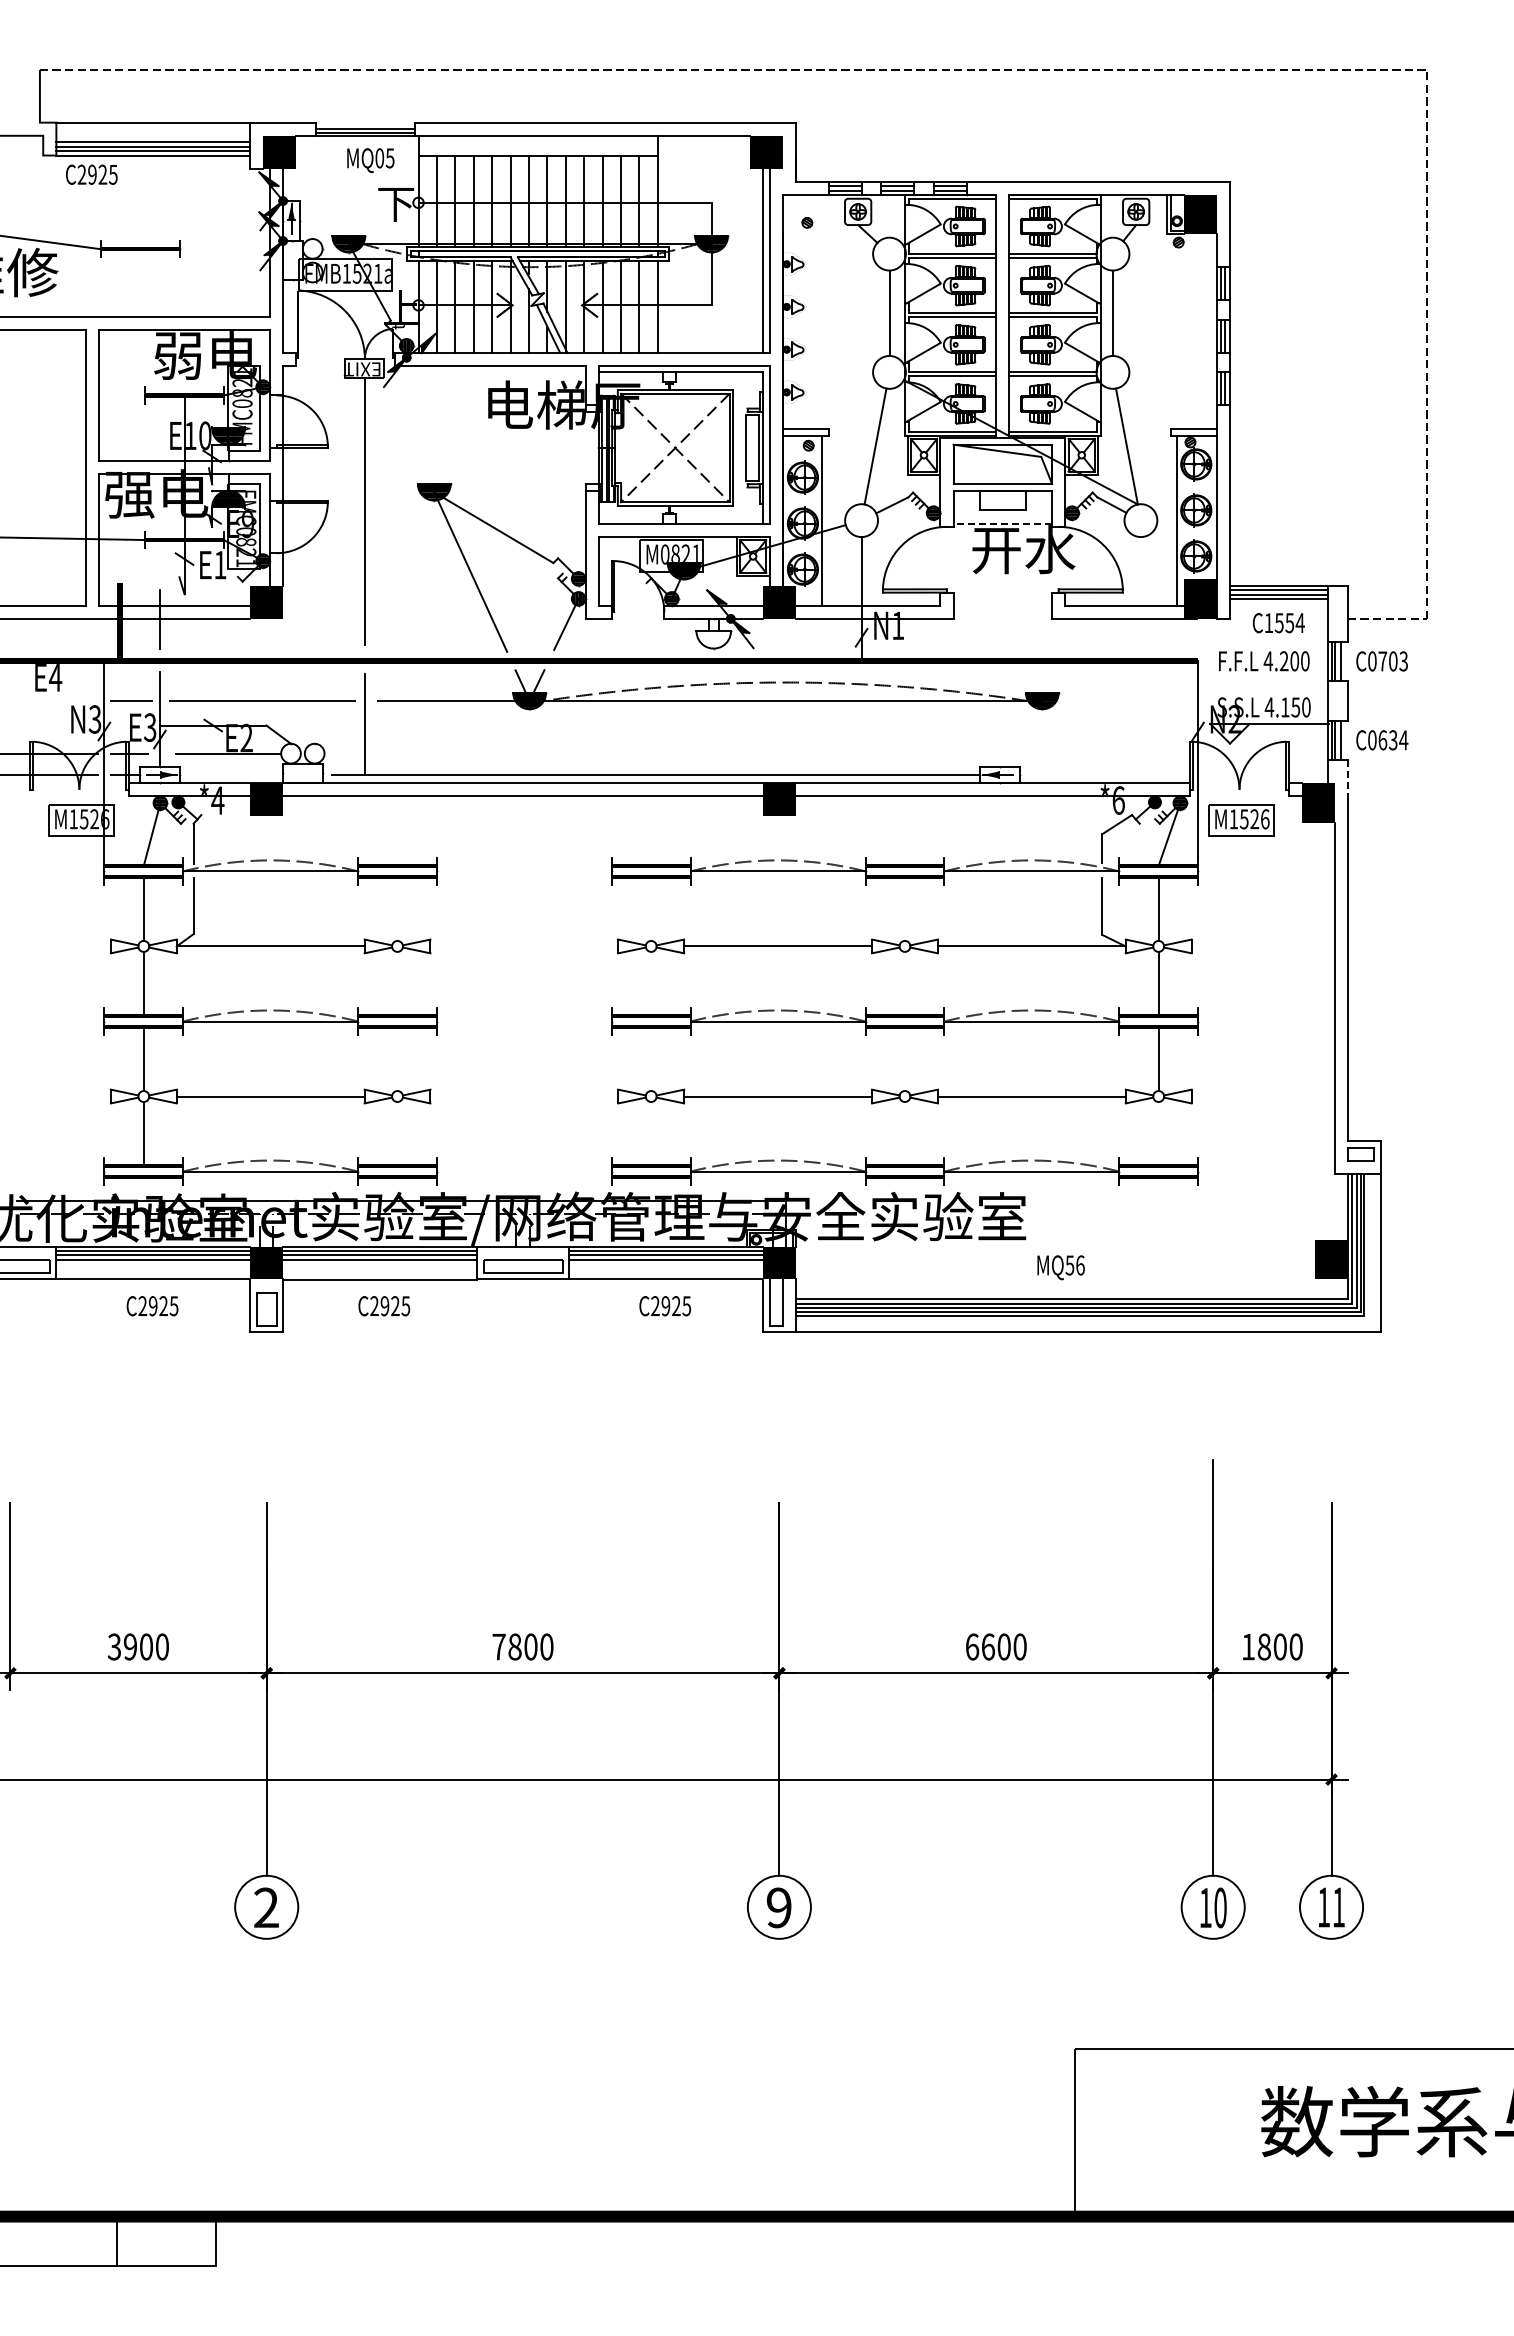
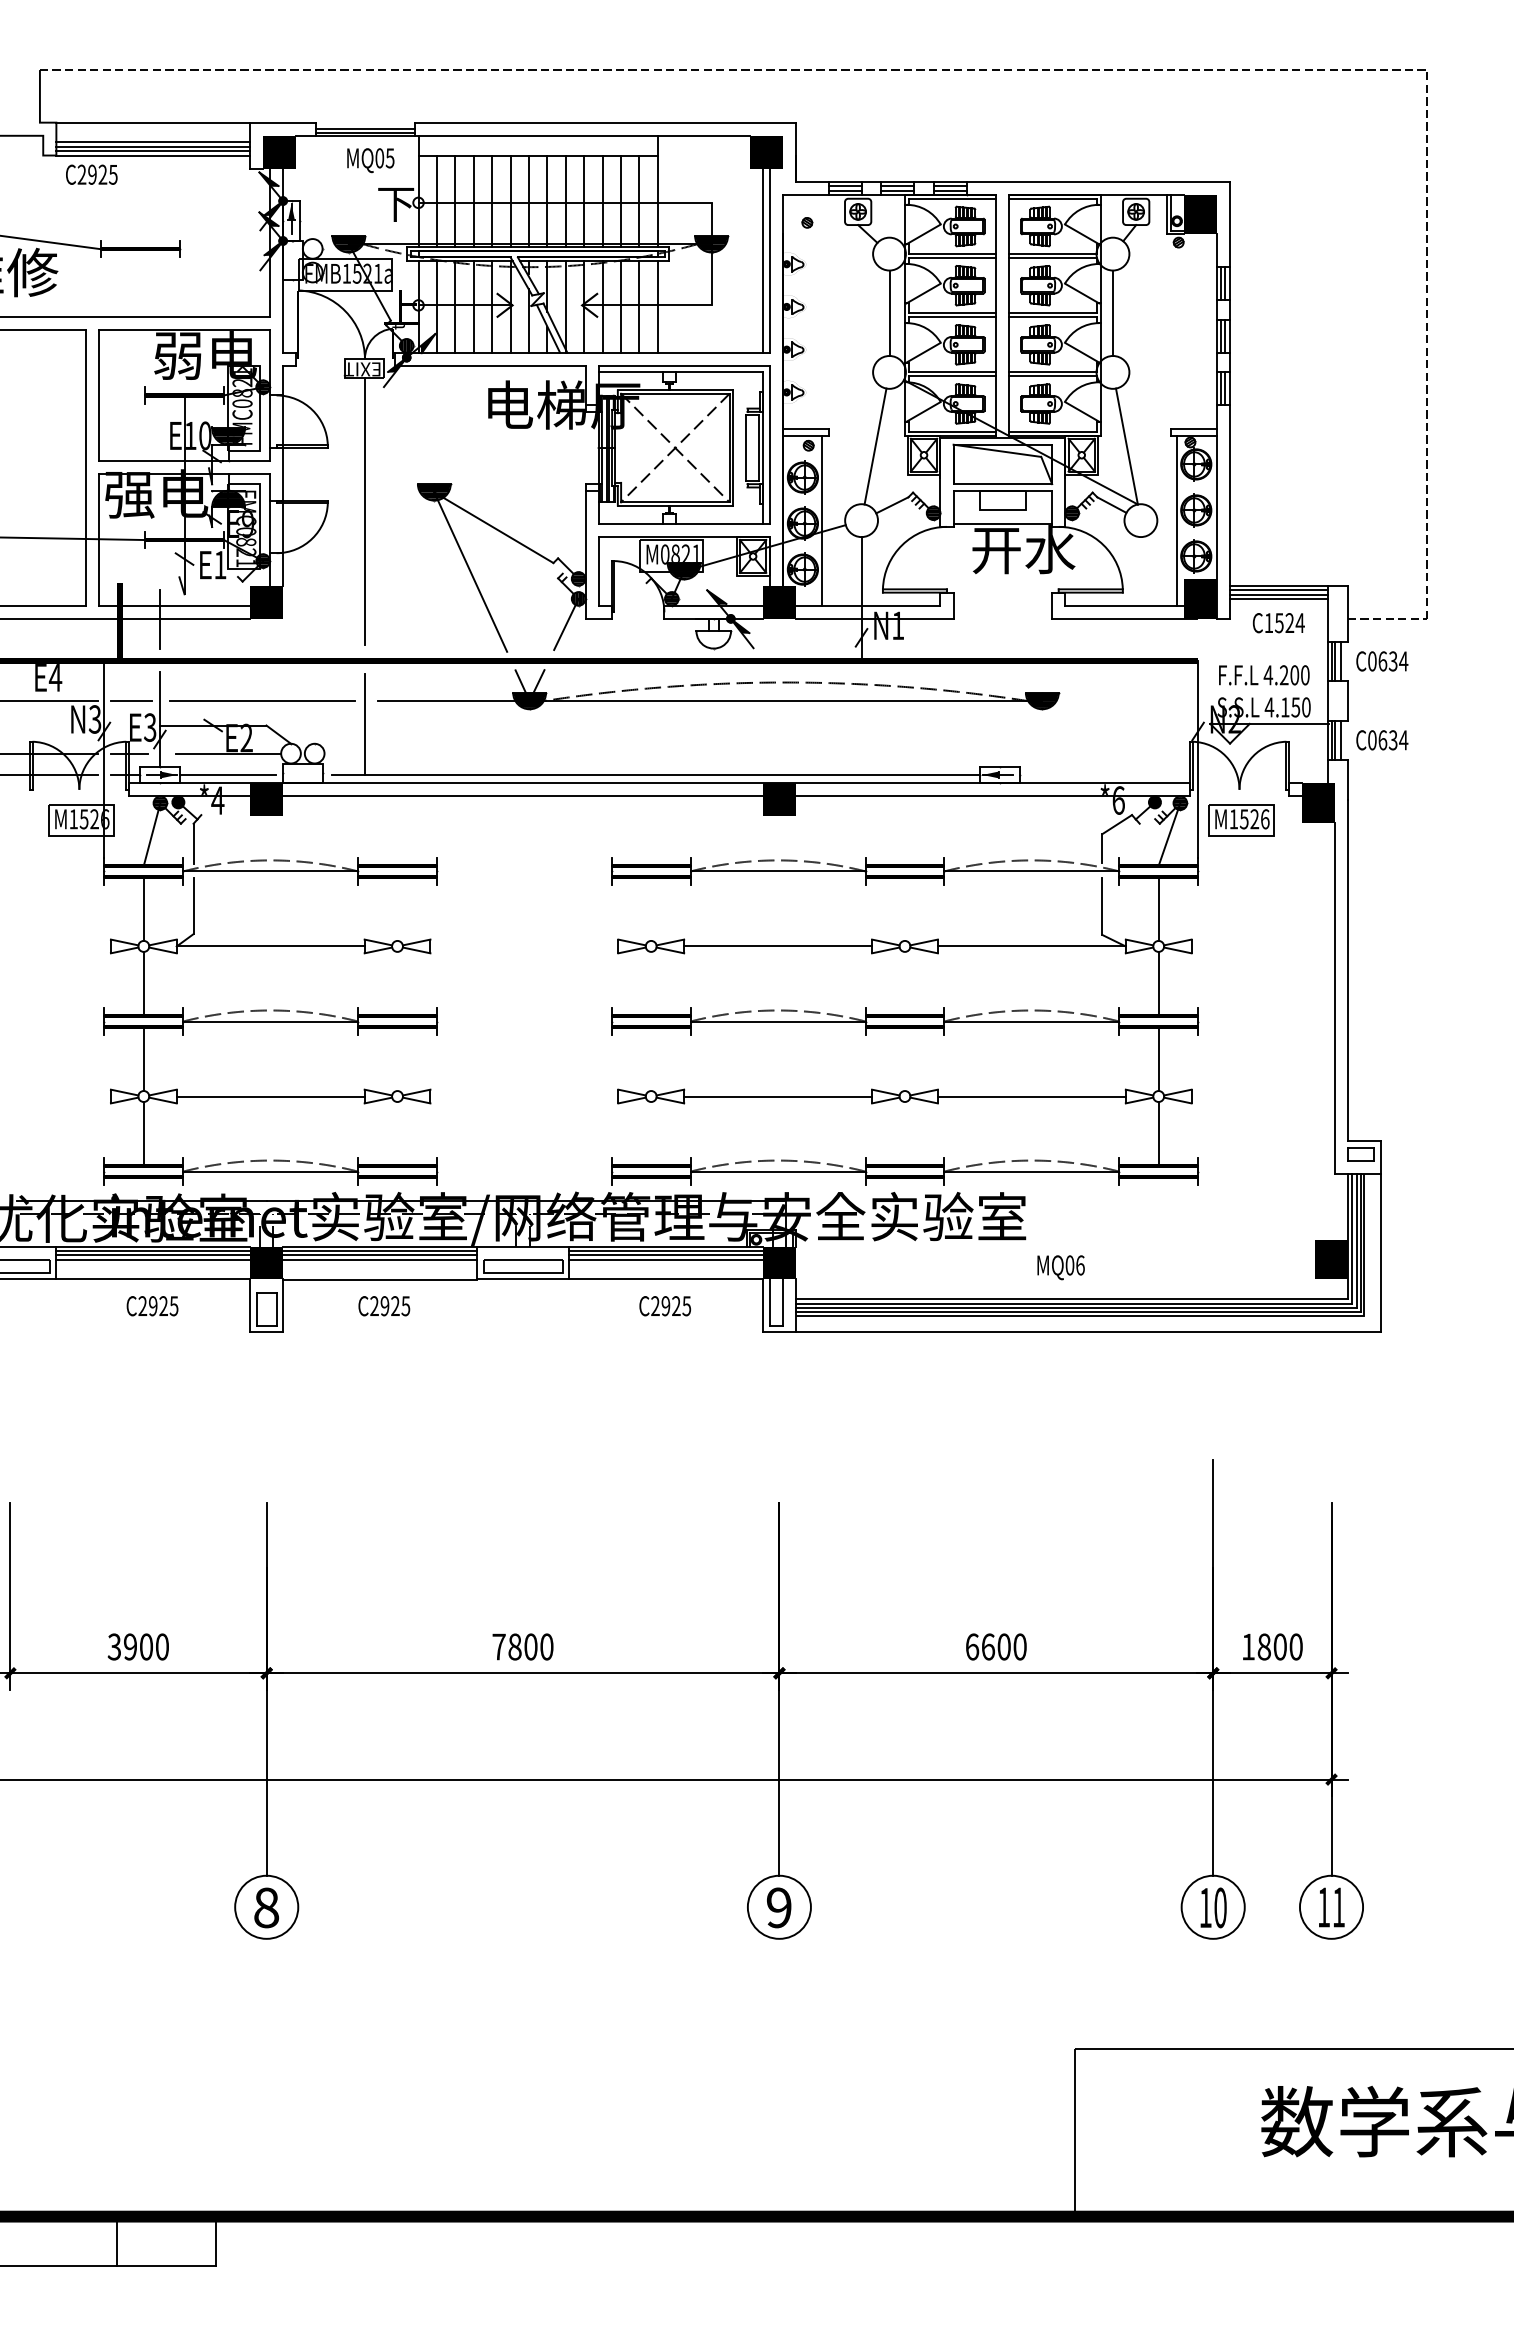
line: dashed -> solid (1002, 523)
text: C1554 -> C1524 (1289, 623)
text position: (1264, 661) -> (1264, 675) (1264, 675)
text: C0703 -> C0634 (1393, 661)
line: none -> present (49, 701)
line: none -> present (227, 774)
line: dashed -> solid (1347, 779)
line: none -> present (1158, 1134)
text: MQ56 -> MQ06 (1069, 1265)
text: 2 -> 8 (266, 1907)
